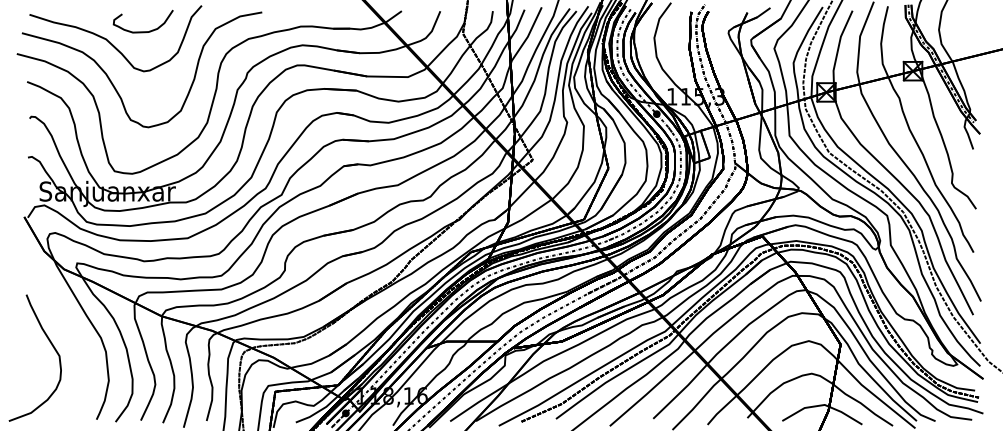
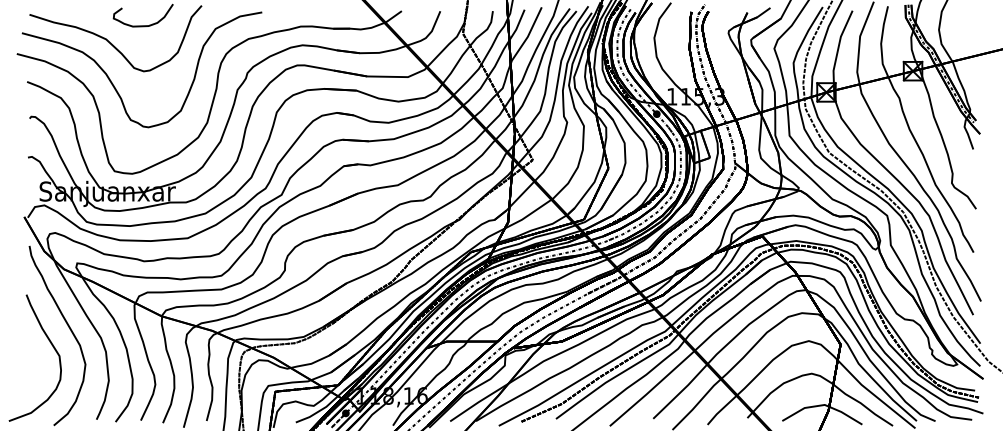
curve position: (142, 31) -> (142, 25) (142, 25)
curve: none -> present (69, 329)
